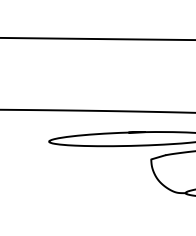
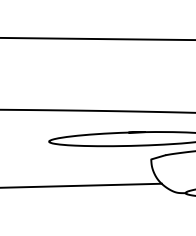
line: none -> present (81, 185)
